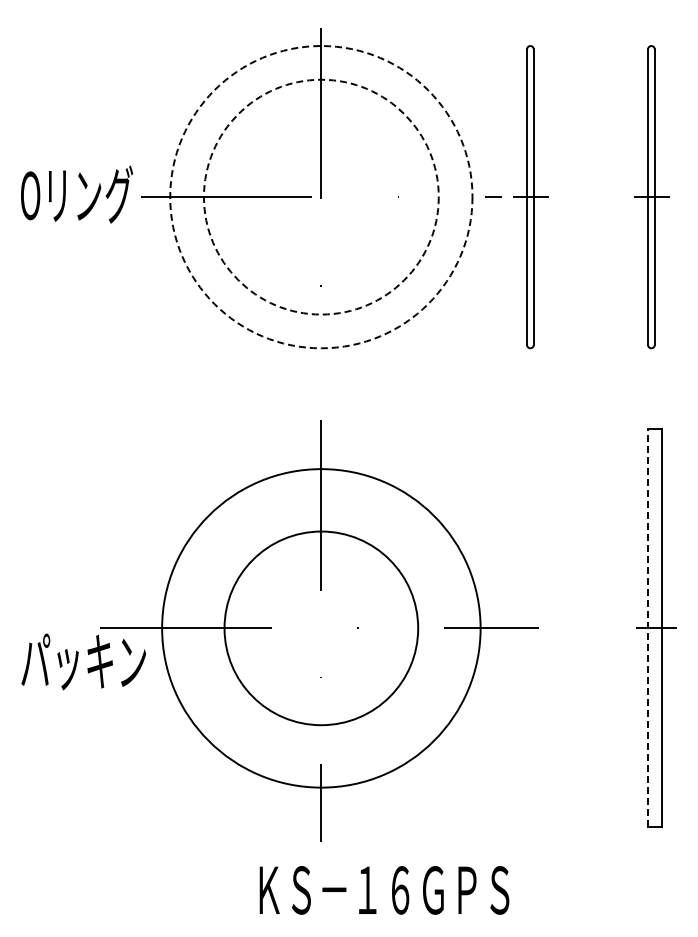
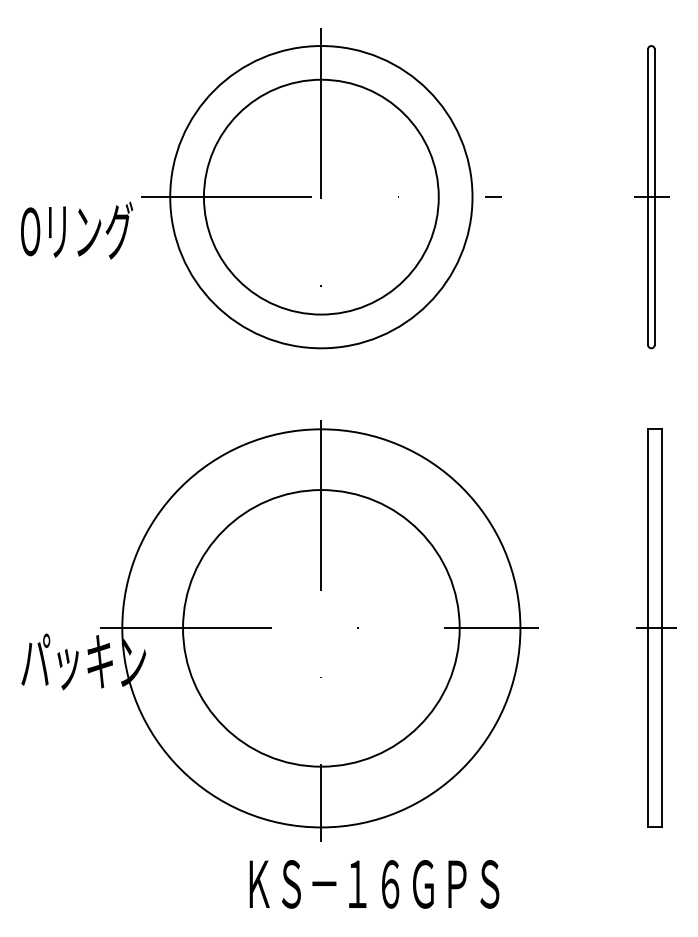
text position: (77, 194) -> (77, 230) (77, 230)
circle: dashed -> solid (320, 196)
circle: dashed -> solid (321, 197)
part: present -> none (530, 197)
line: dashed -> solid (648, 627)
circle diameter: 194 px -> 277 px (321, 628)
circle diameter: 318 px -> 398 px (321, 628)
text position: (384, 890) -> (374, 884) (374, 884)
